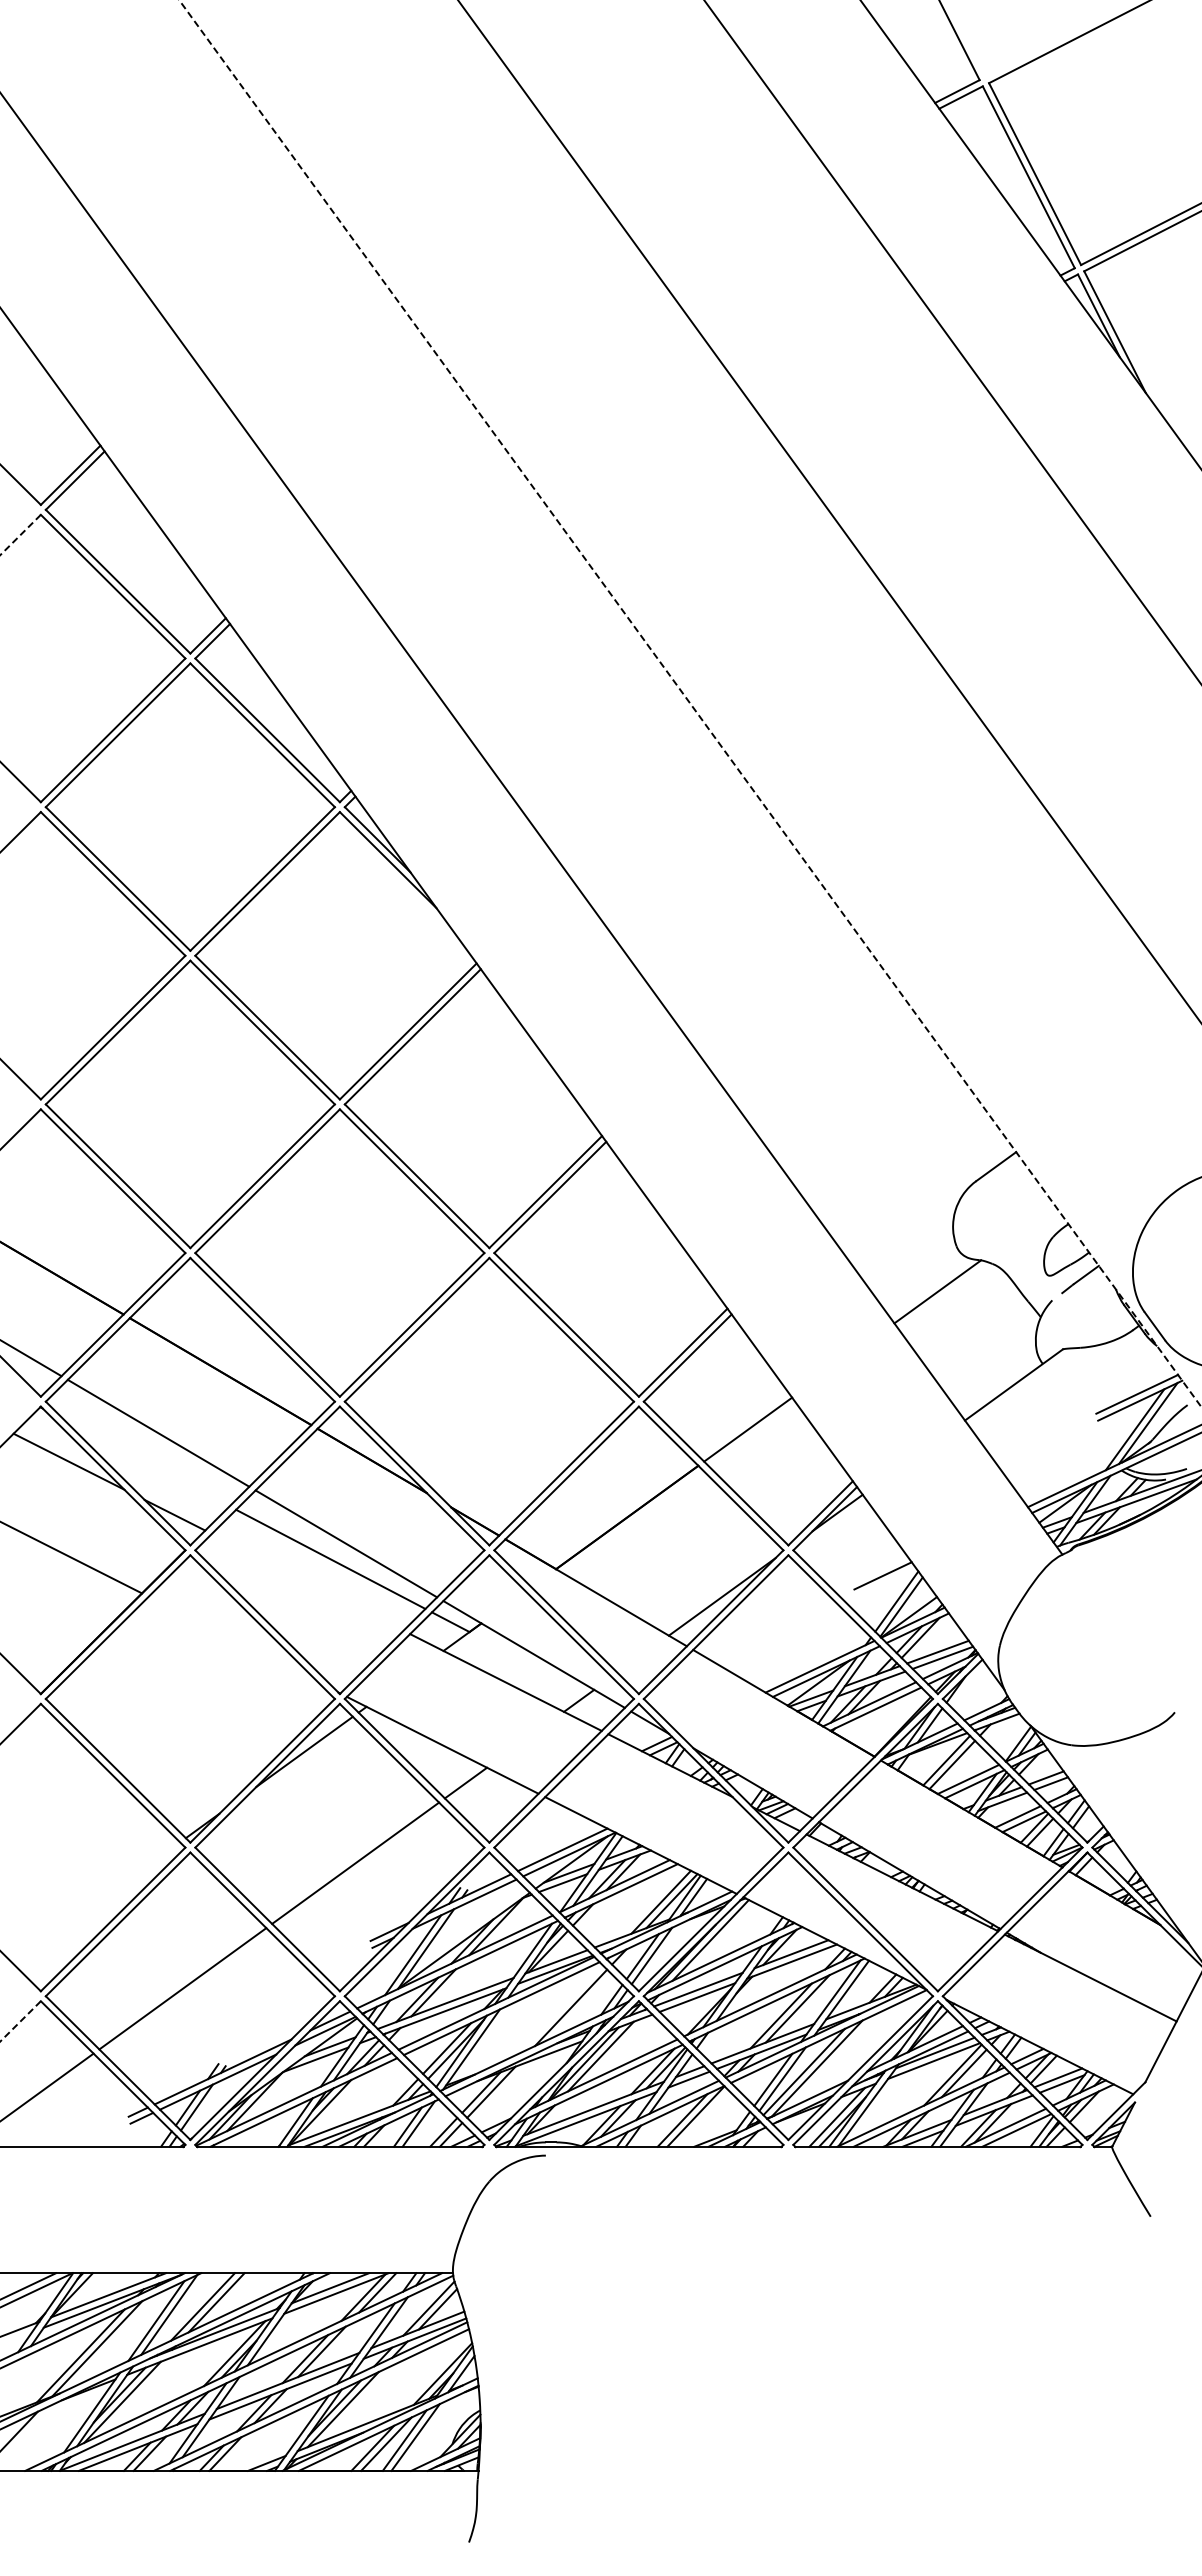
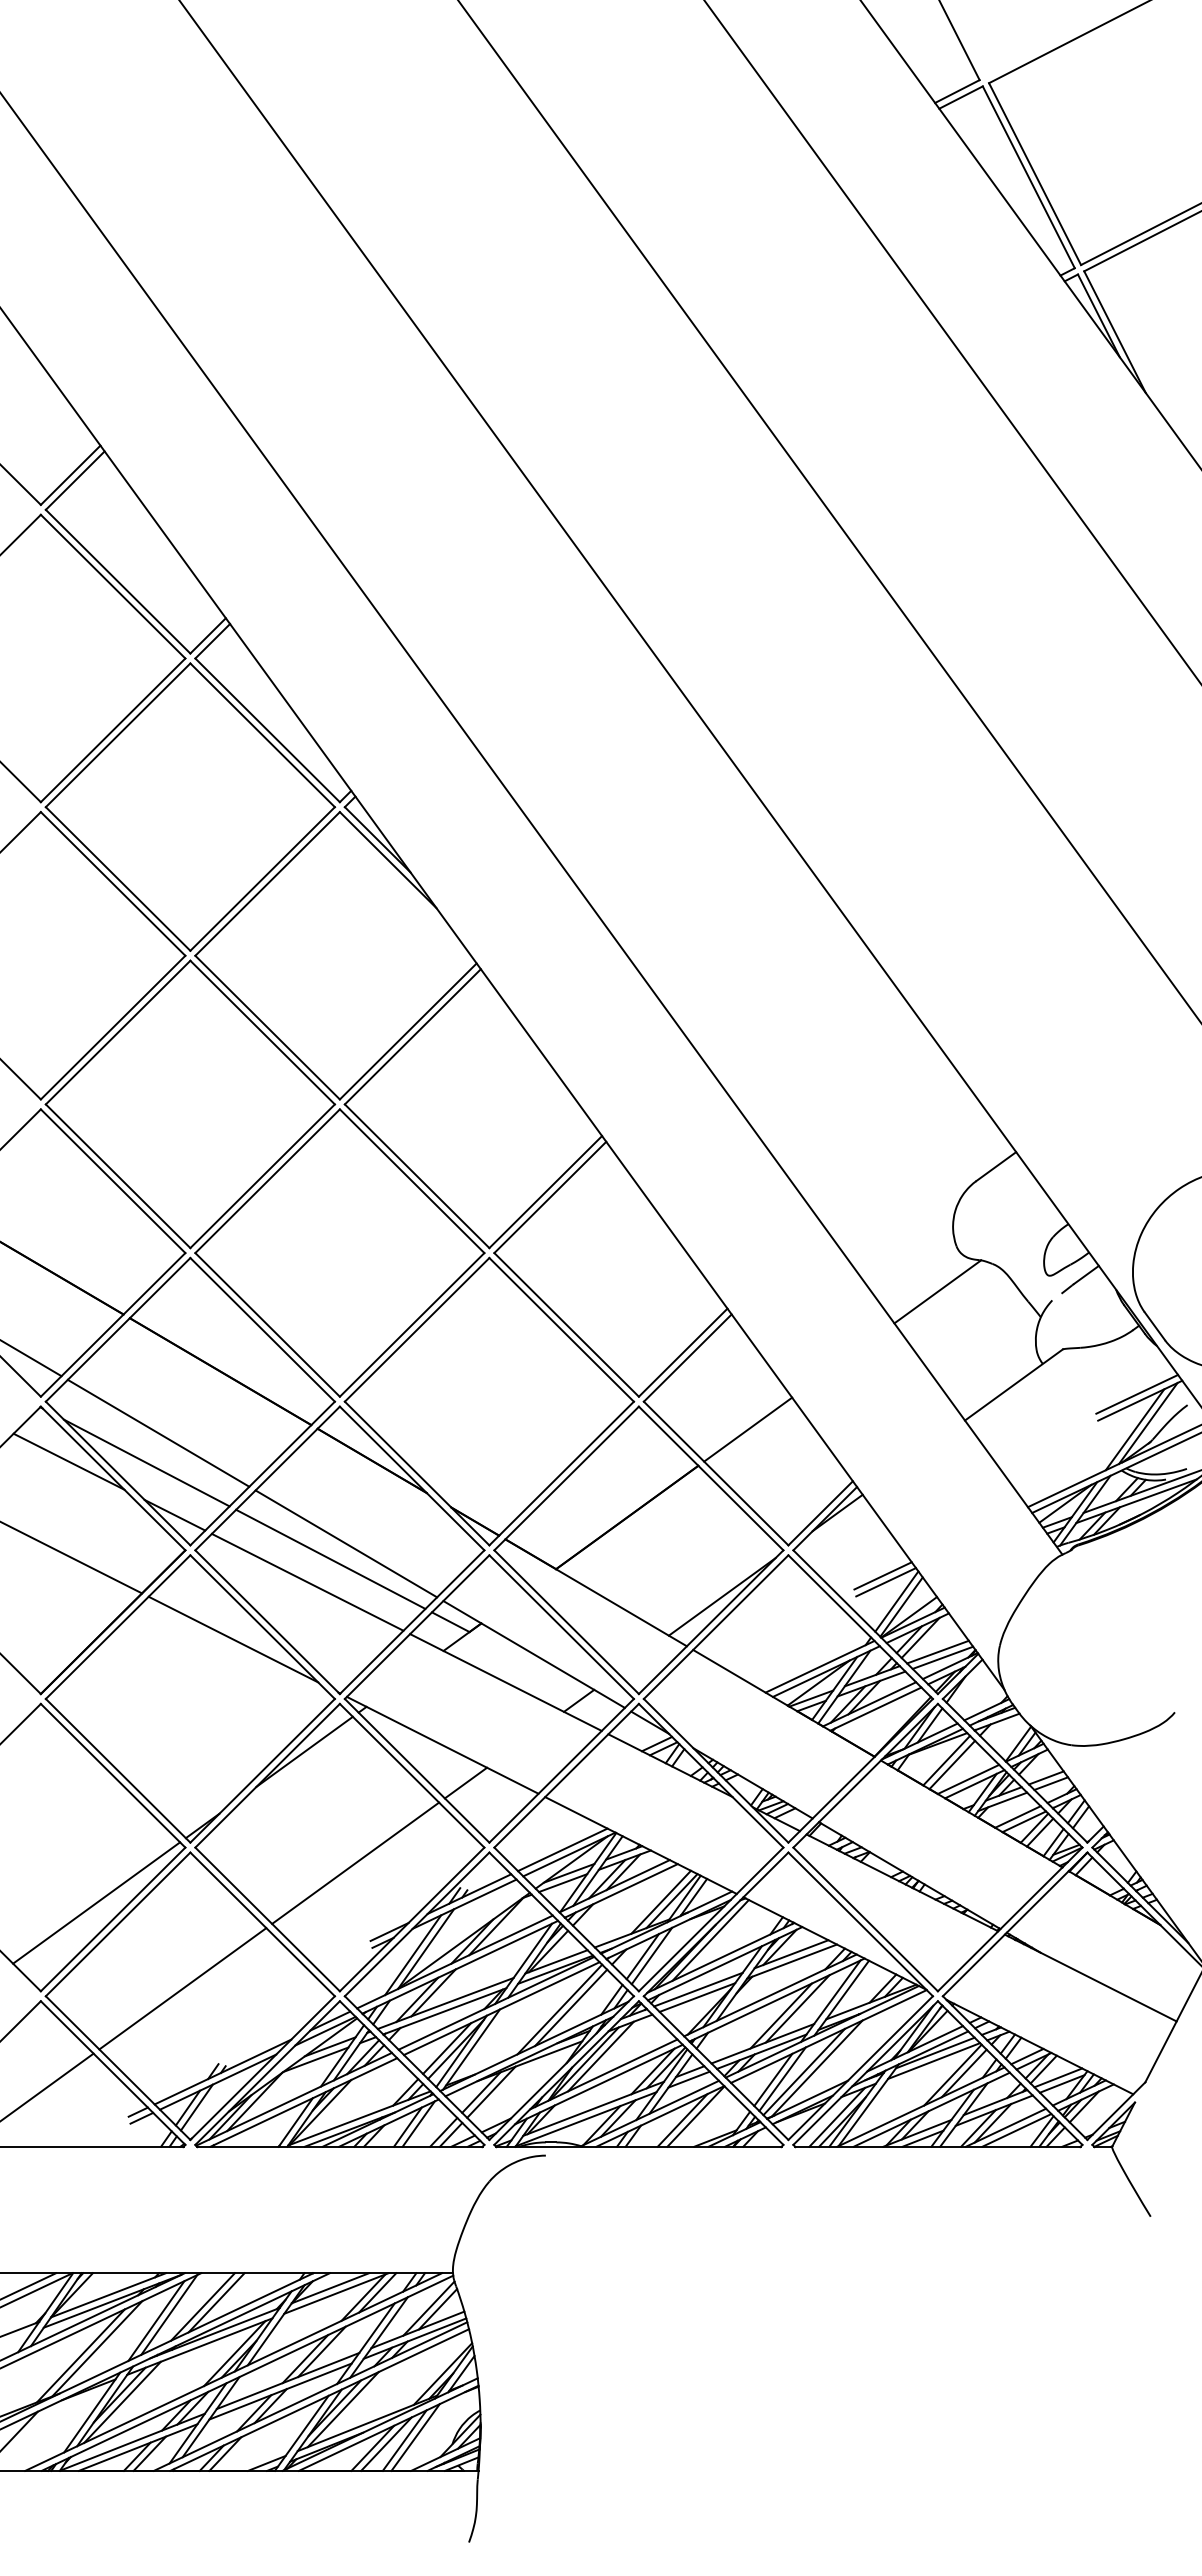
line: dashed -> solid (20, 535)
line: dashed -> solid (690, 703)
line: none -> present (146, 1462)
line: none -> present (307, 1581)
line: none -> present (885, 1582)
line: none -> present (233, 1639)
line: none -> present (96, 1902)
line: none -> present (559, 2009)
line: dashed -> solid (20, 2021)
